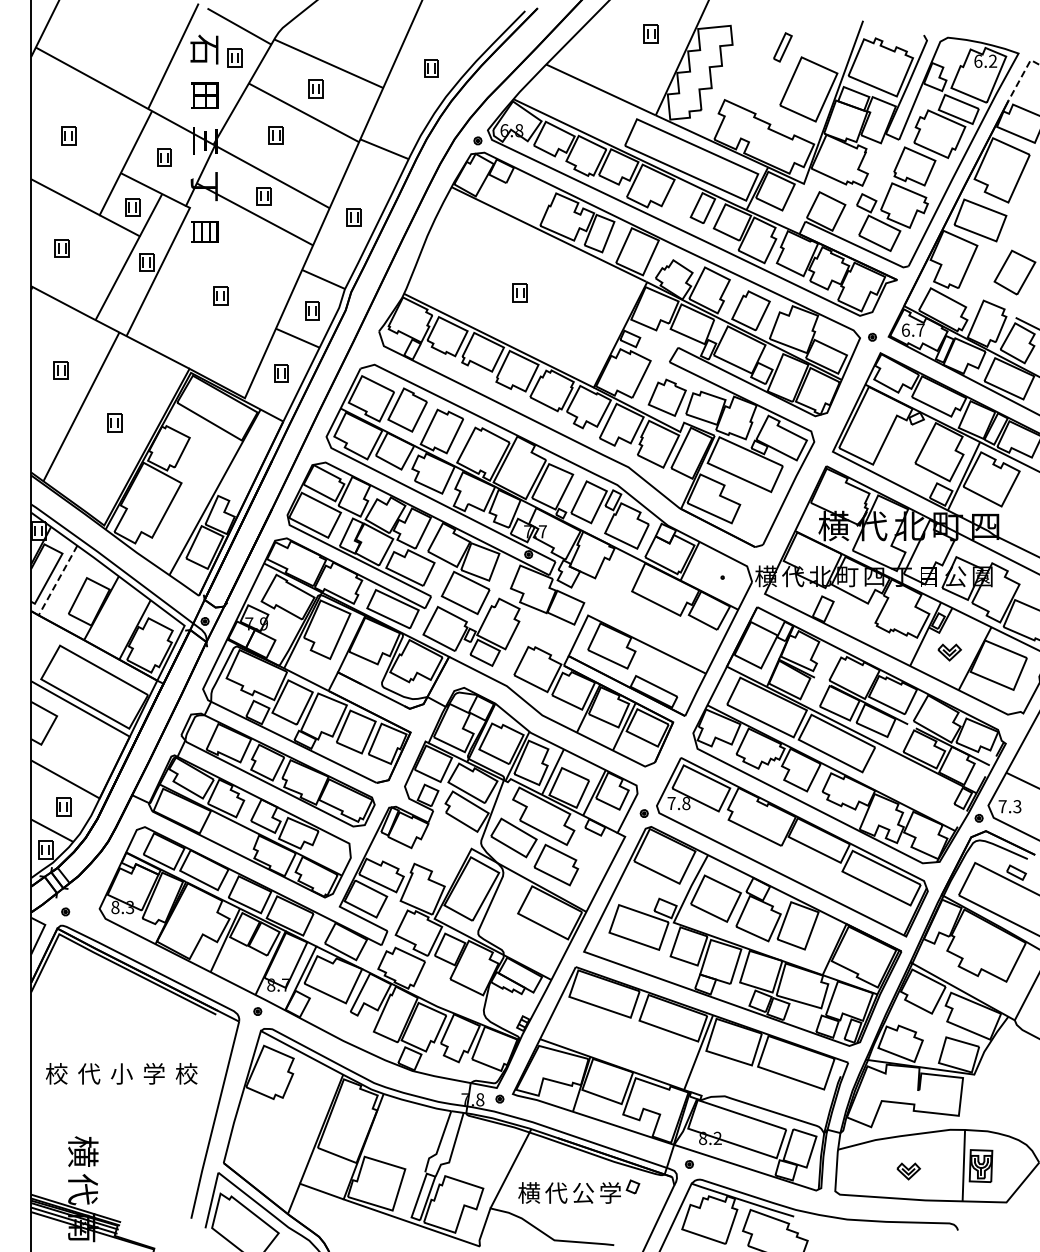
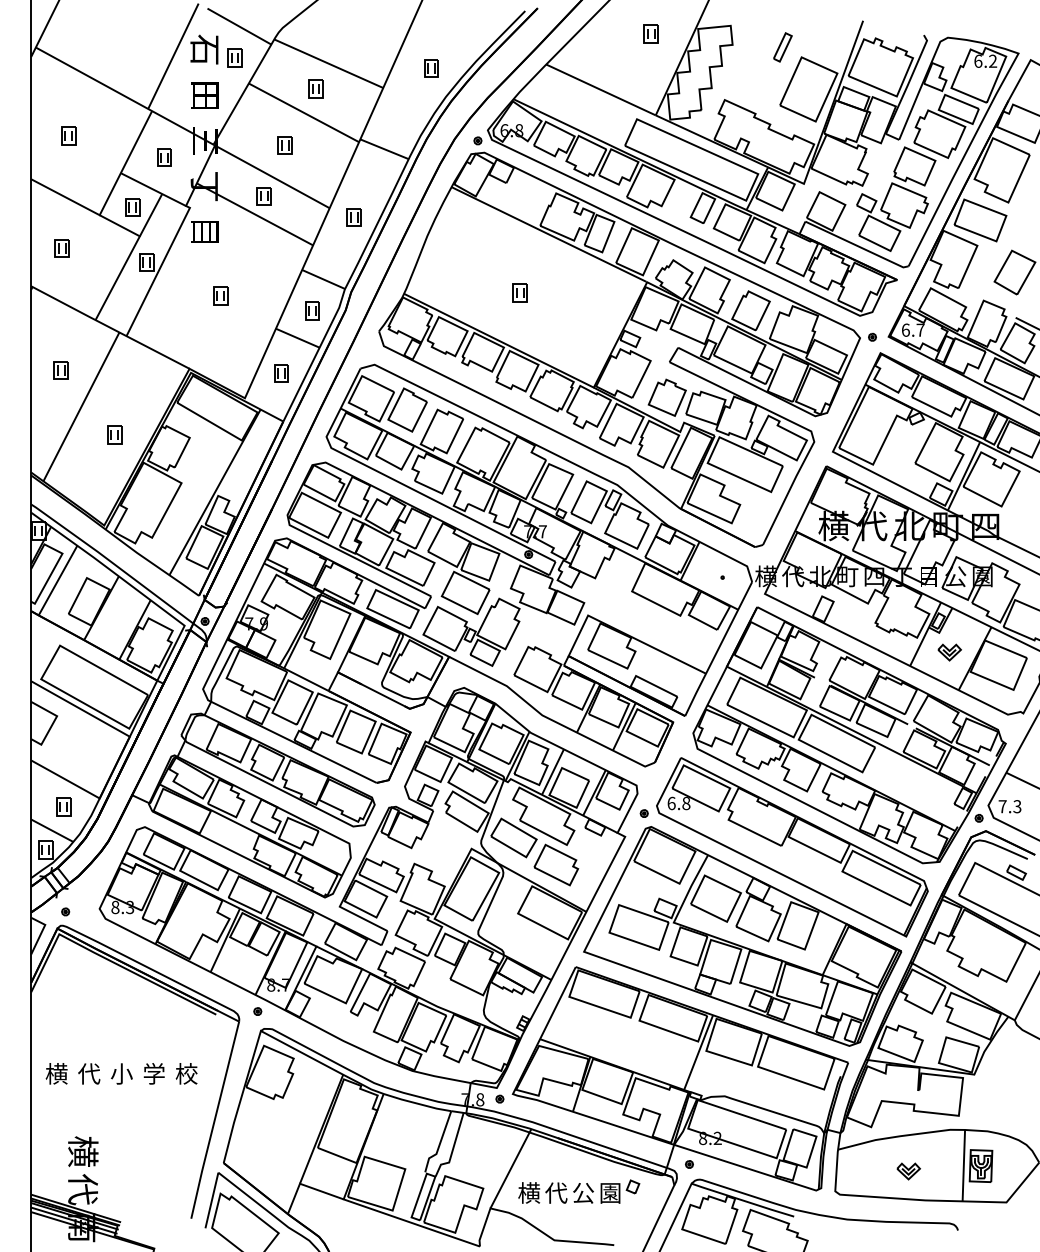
line: dashed -> solid (1021, 76)
part position: (275, 135) -> (284, 145) (284, 145)
part position: (114, 422) -> (114, 434) (114, 434)
line: dashed -> solid (58, 580)
text: 7.8 -> 6.8 (671, 803)
text: 校 -> 横 (56, 1073)
text: 学 -> 園 (610, 1192)
